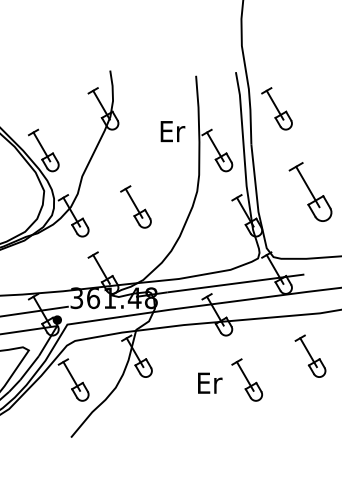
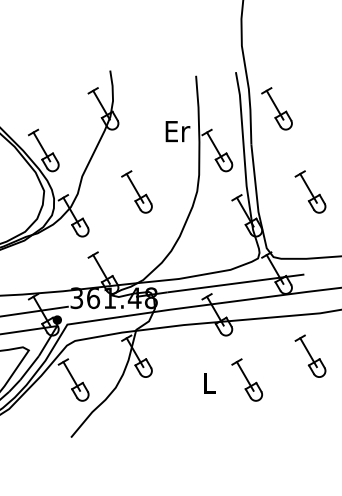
text position: (172, 131) -> (177, 131) (177, 131)
part size: 45x60 px -> 33x44 px (310, 191)
part position: (135, 206) -> (136, 191) (136, 191)
text: Er -> L (210, 382)
